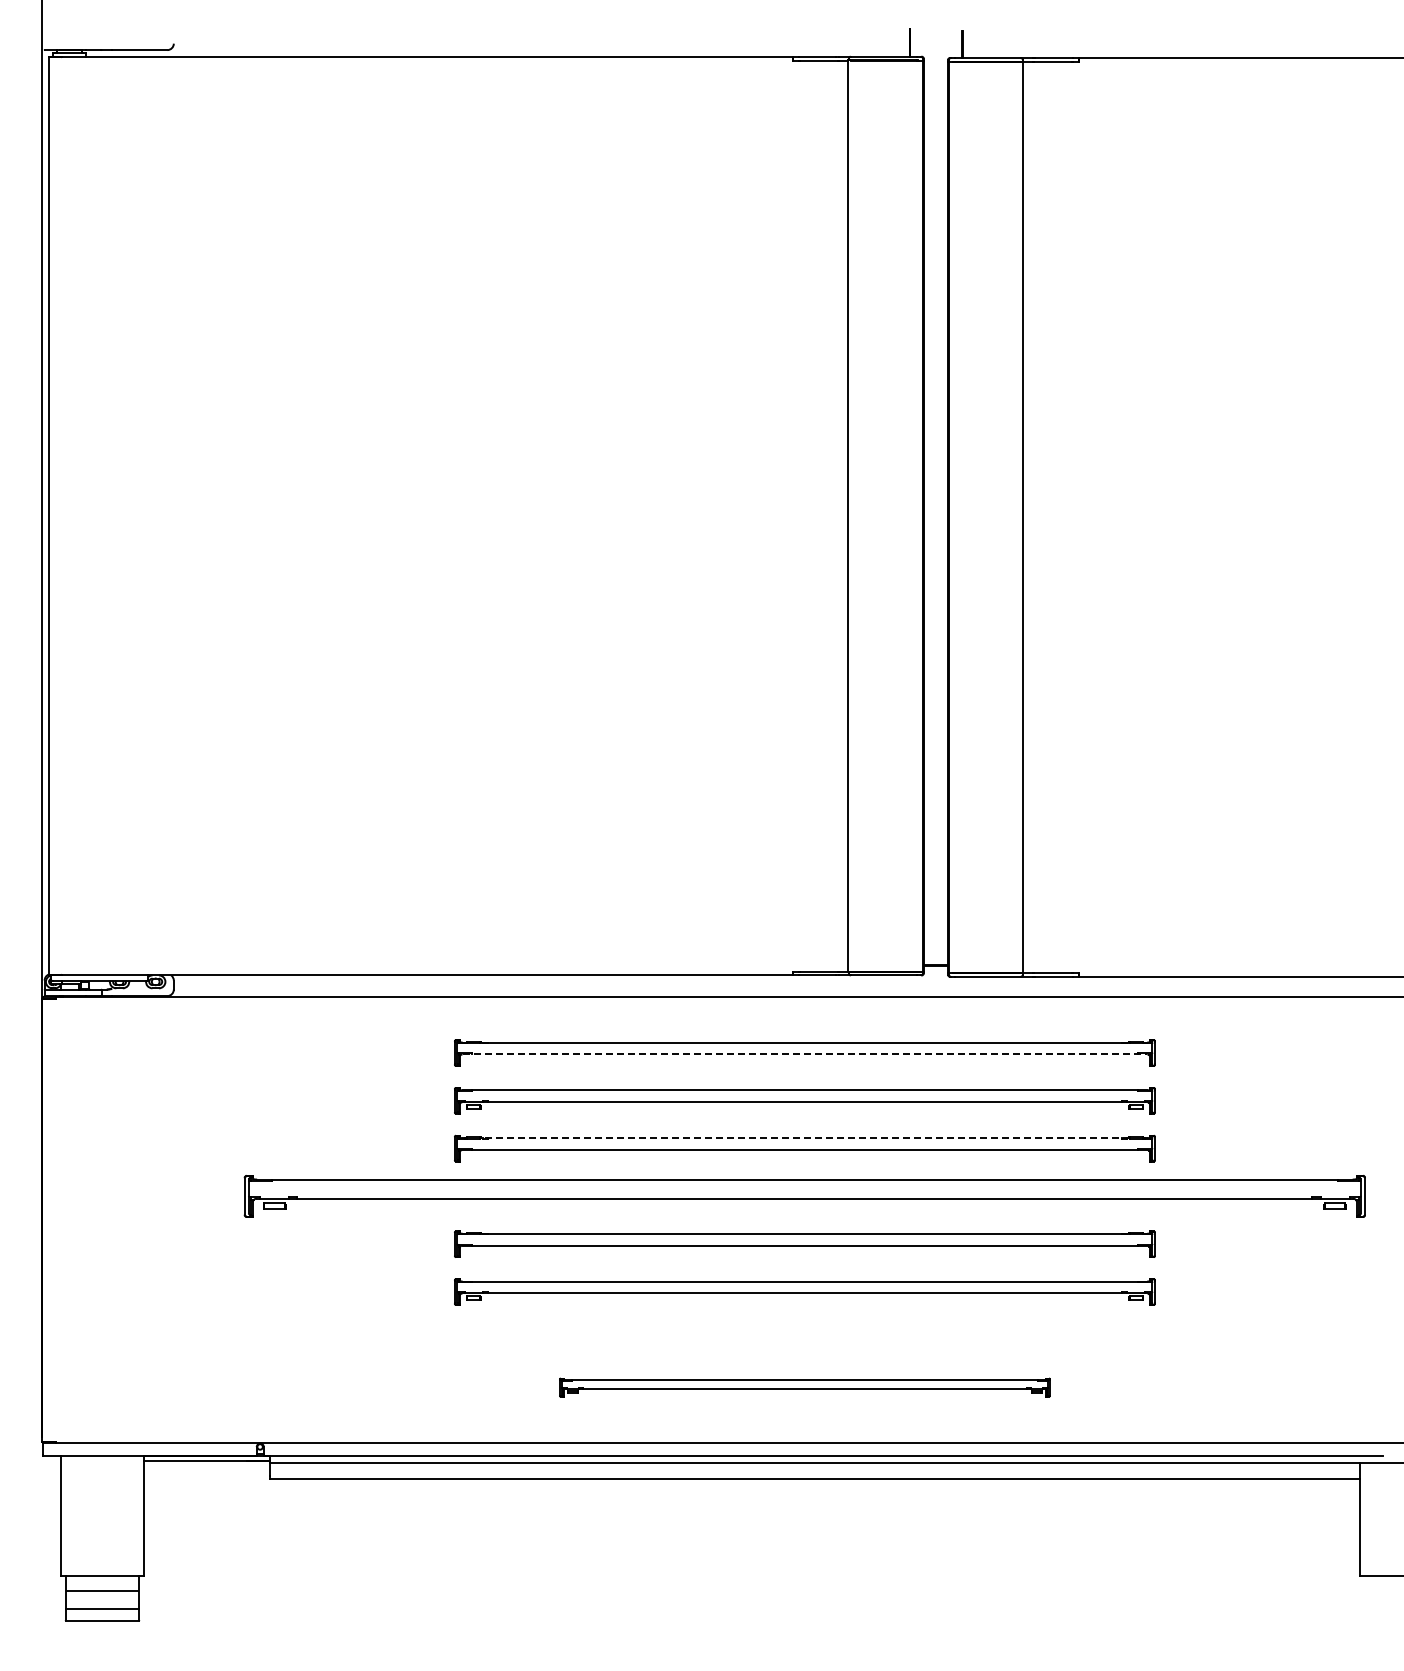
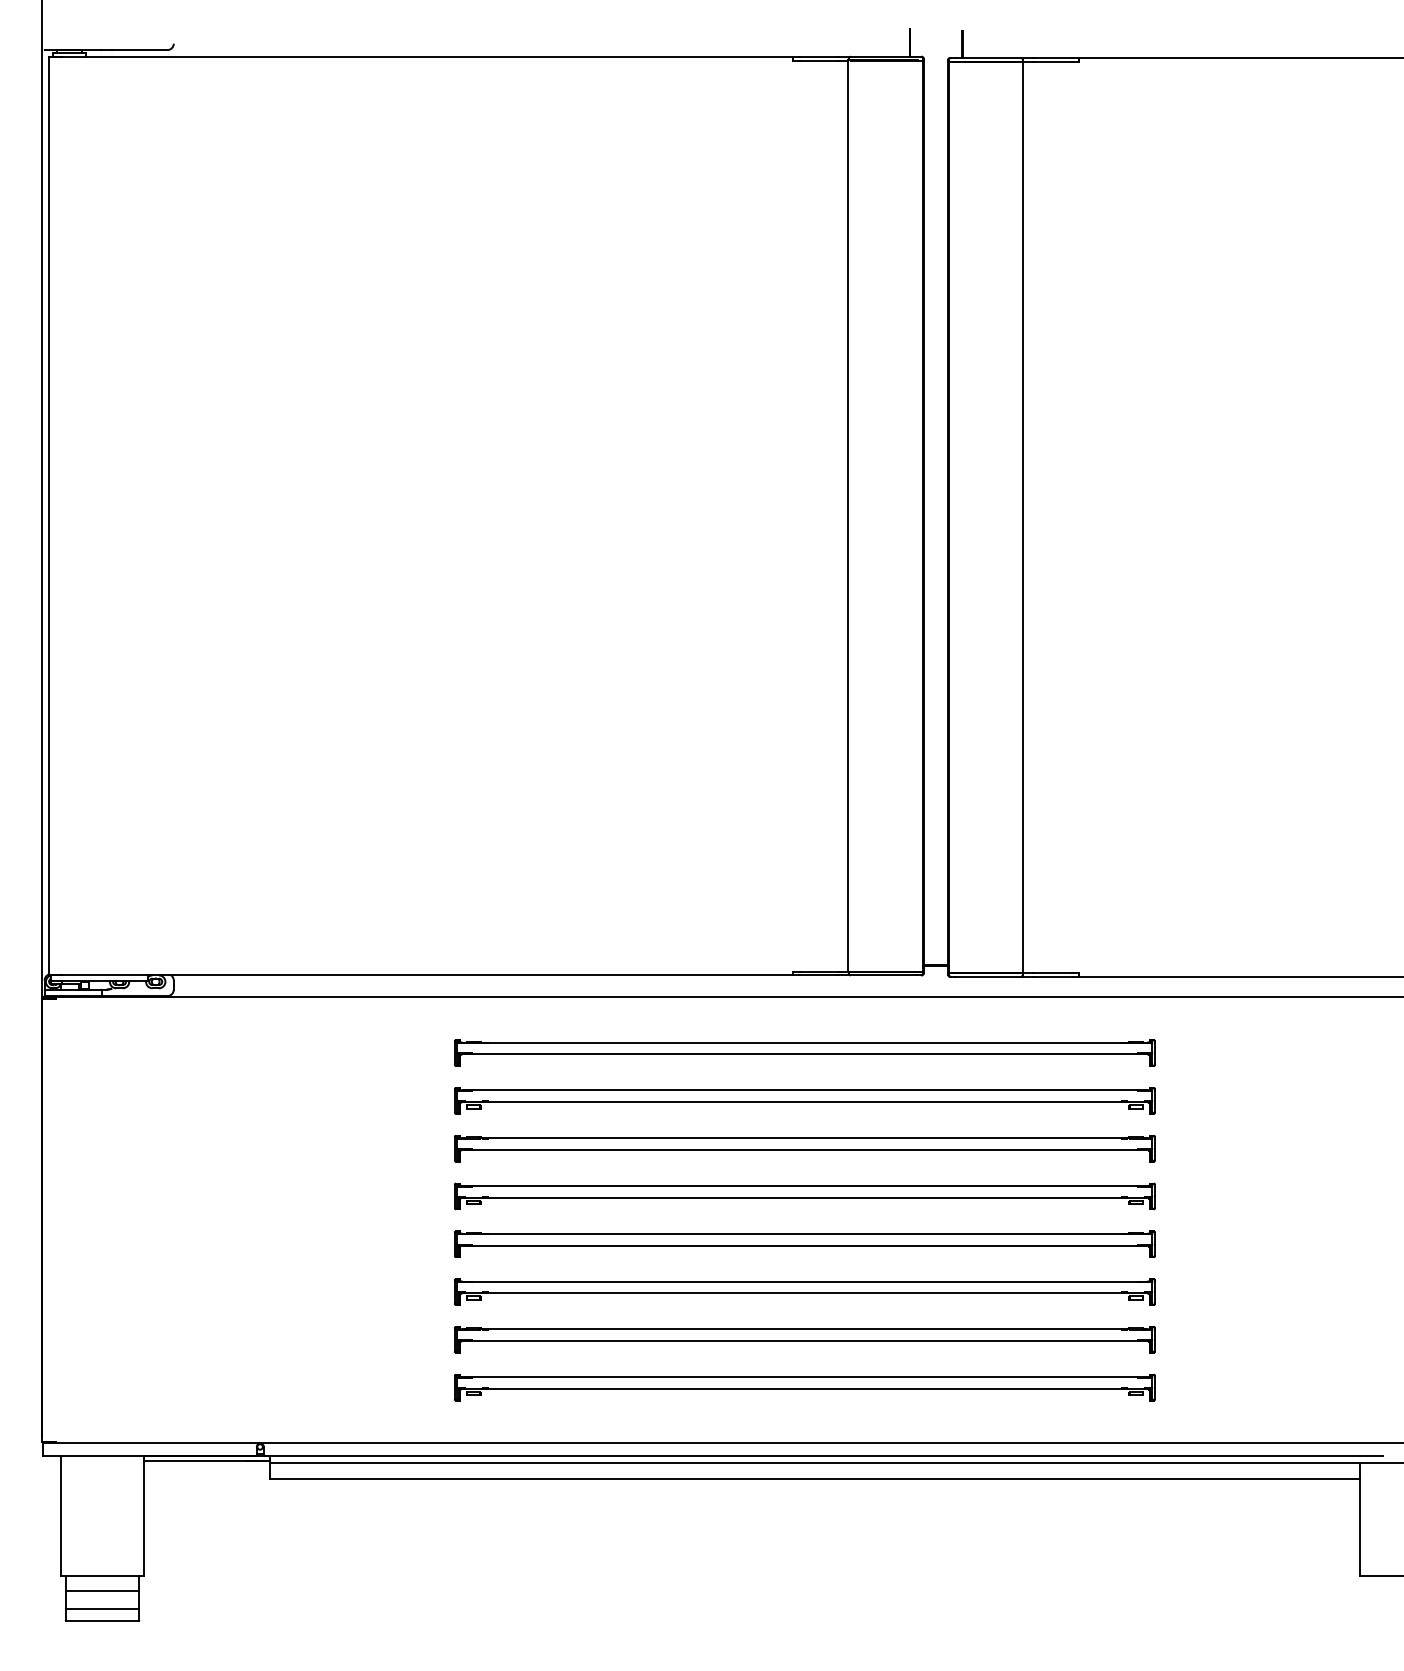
line: dashed -> solid (805, 1054)
line: dashed -> solid (804, 1138)
part size: 1123x44 px -> 702x29 px (804, 1196)
part: none -> present (804, 1339)
part size: 492x21 px -> 702x29 px (804, 1387)
